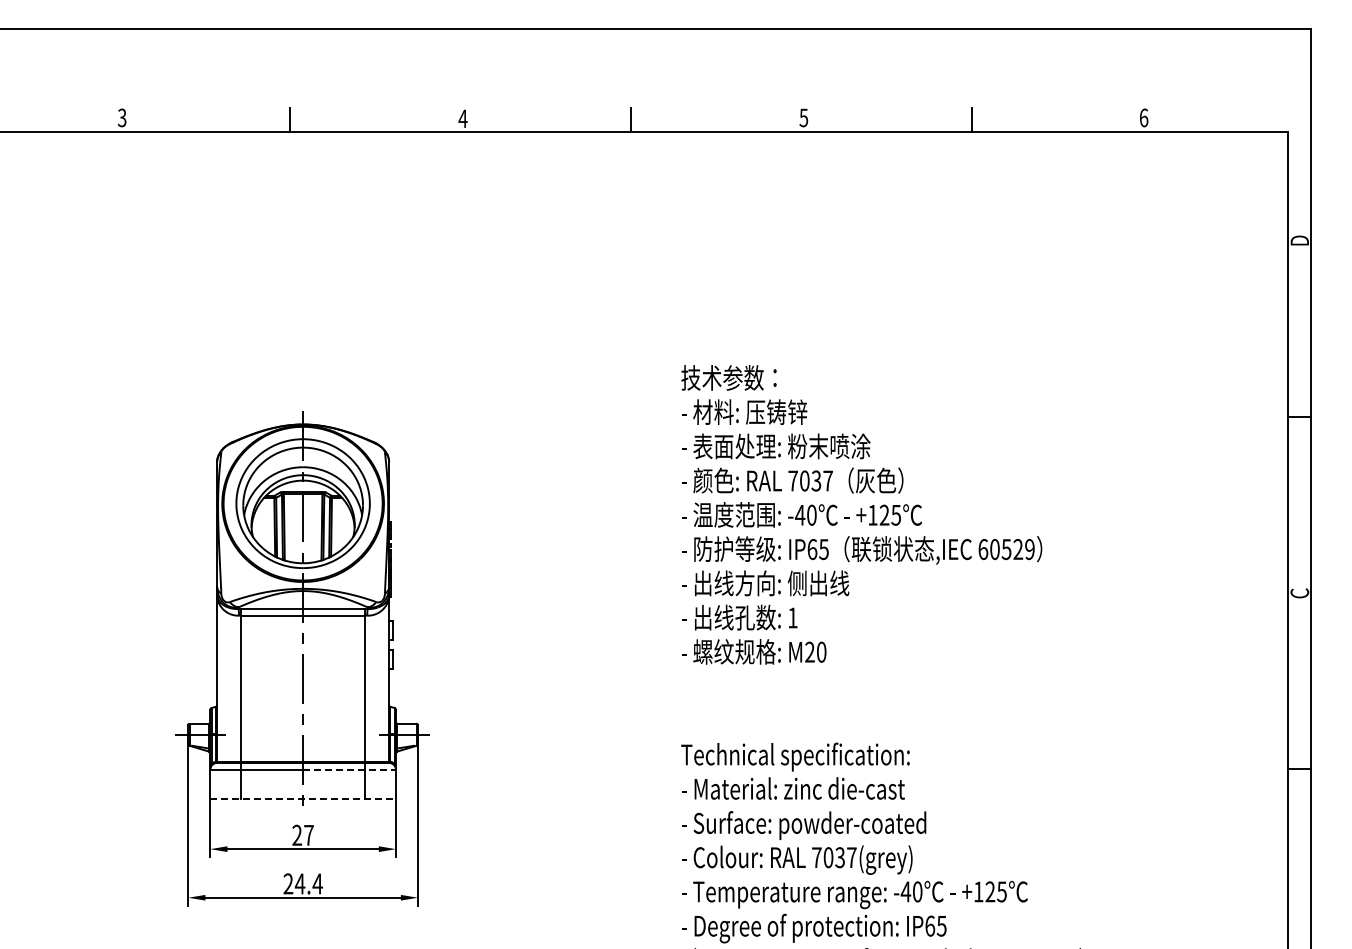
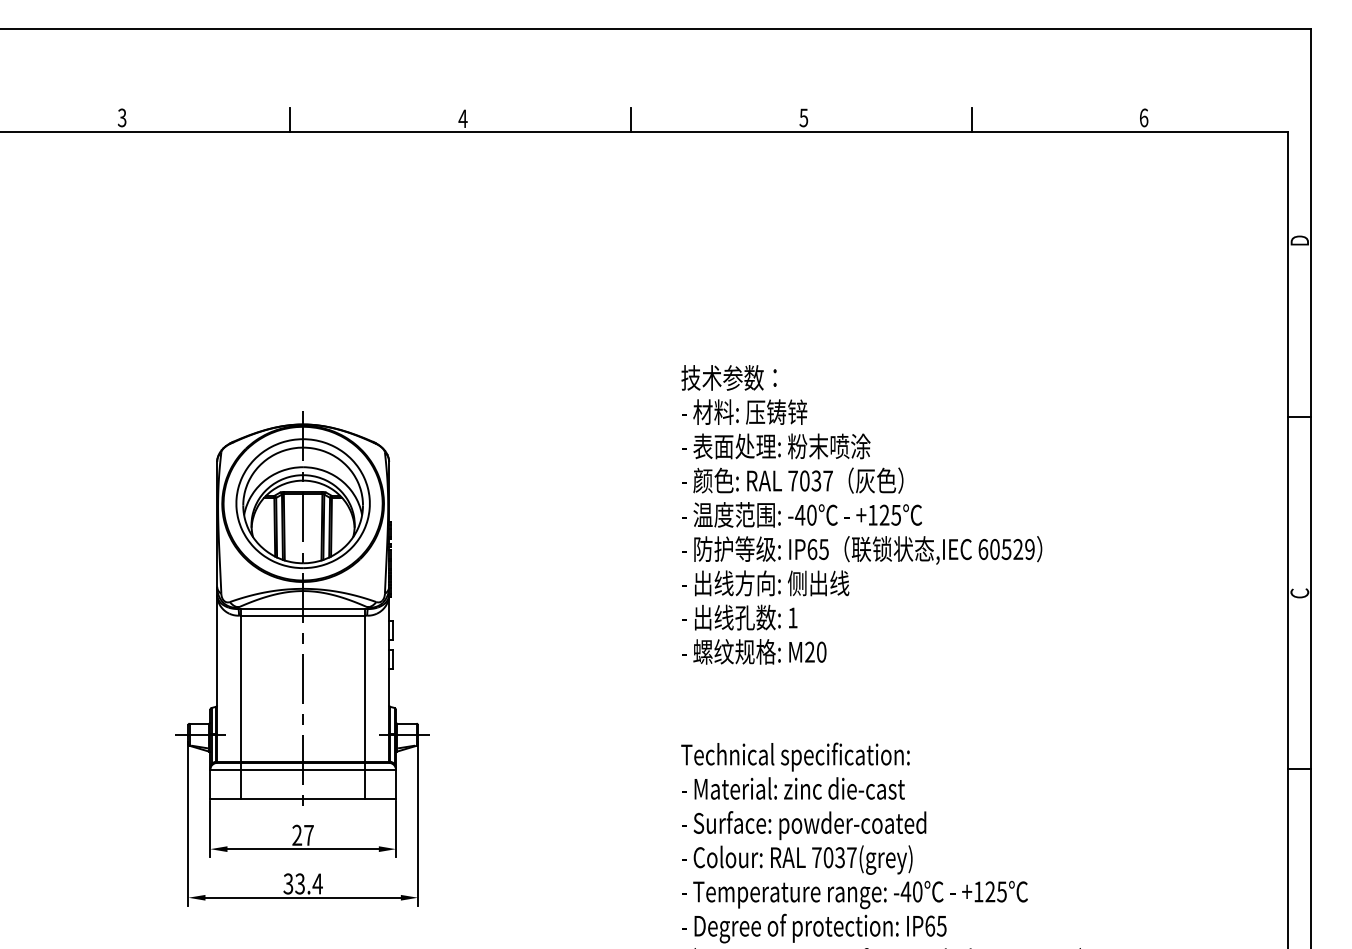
line: dashed -> solid (350, 769)
line: dashed -> solid (303, 799)
text: 24.4 -> 33.4 (294, 883)
